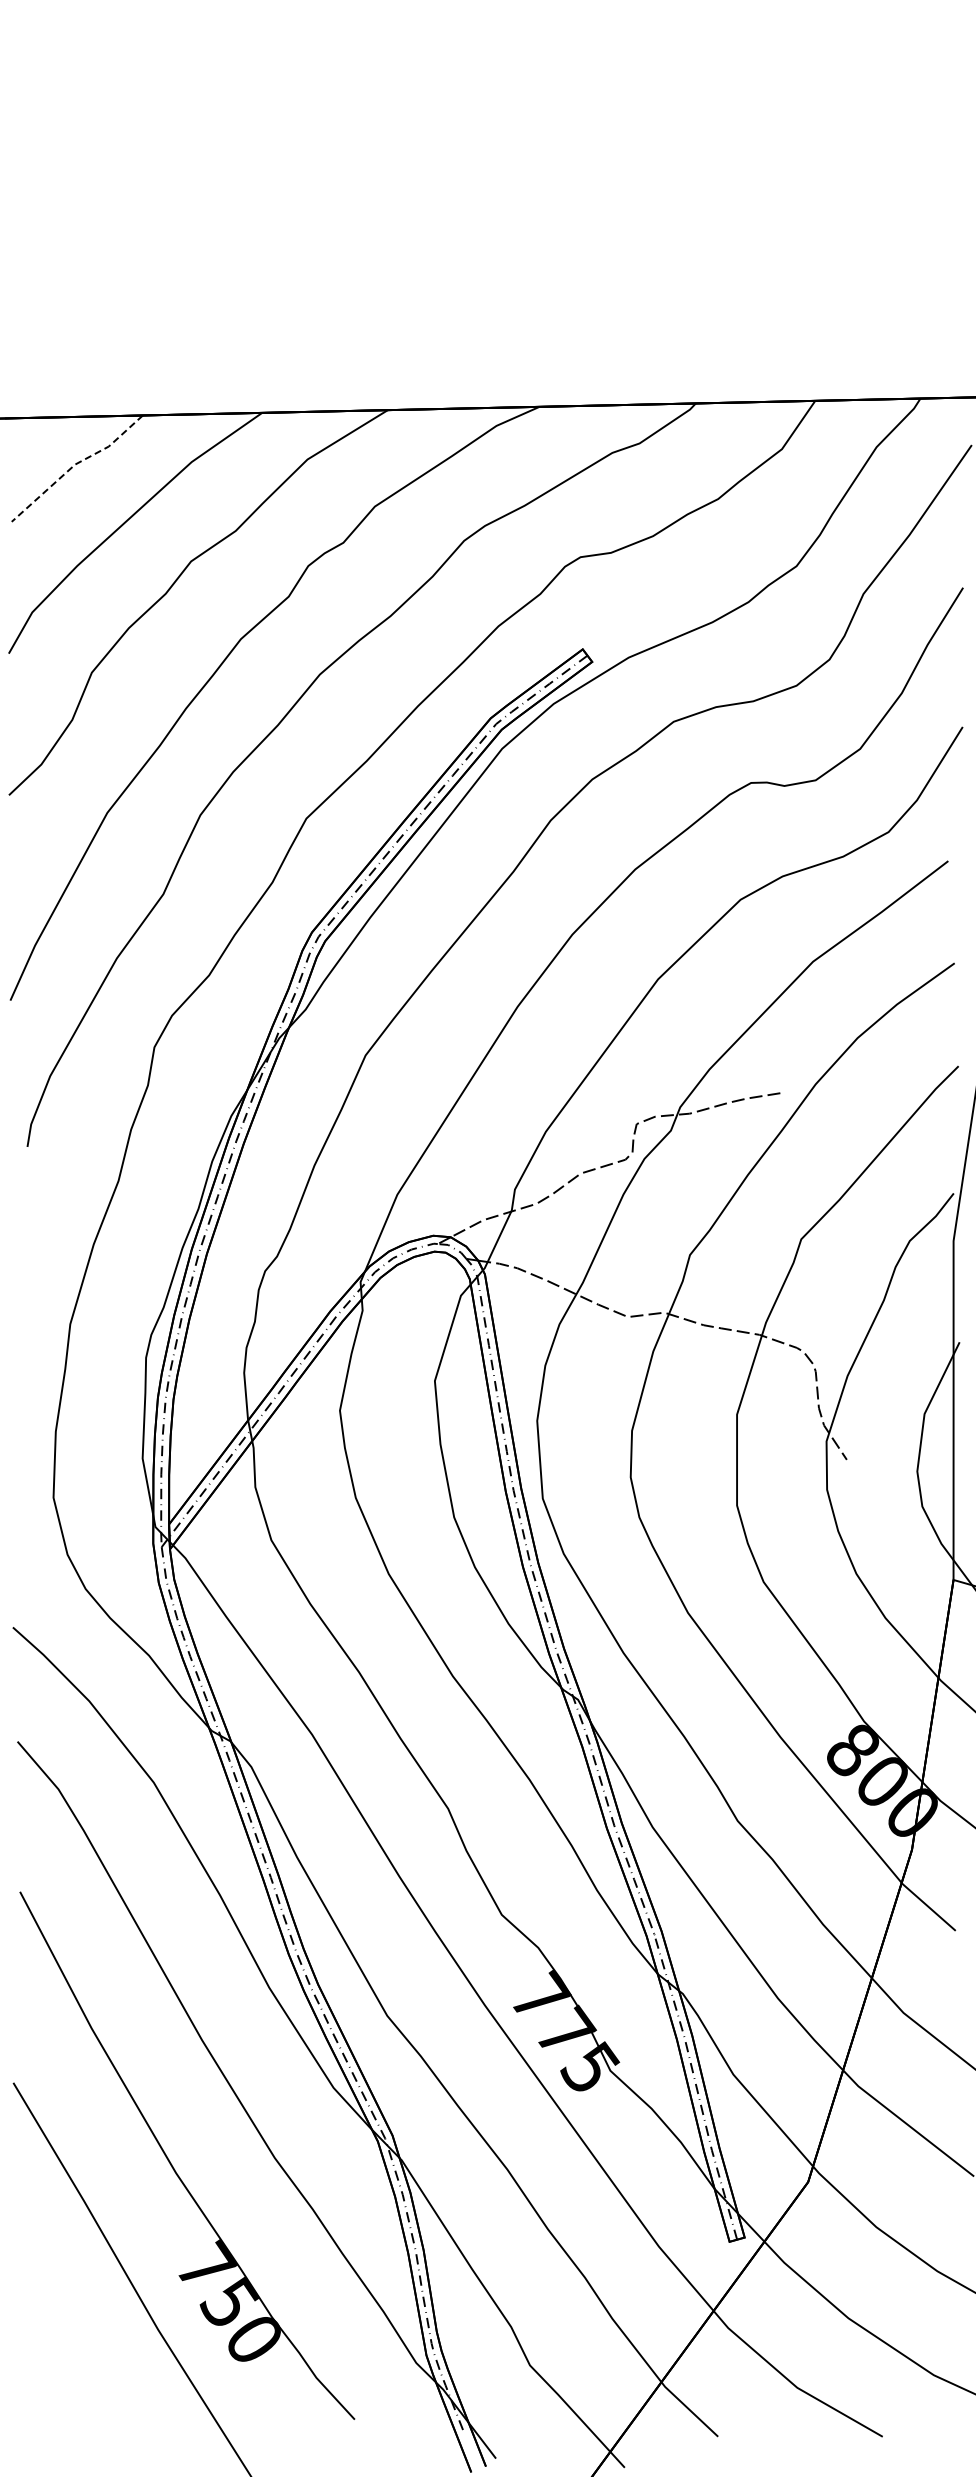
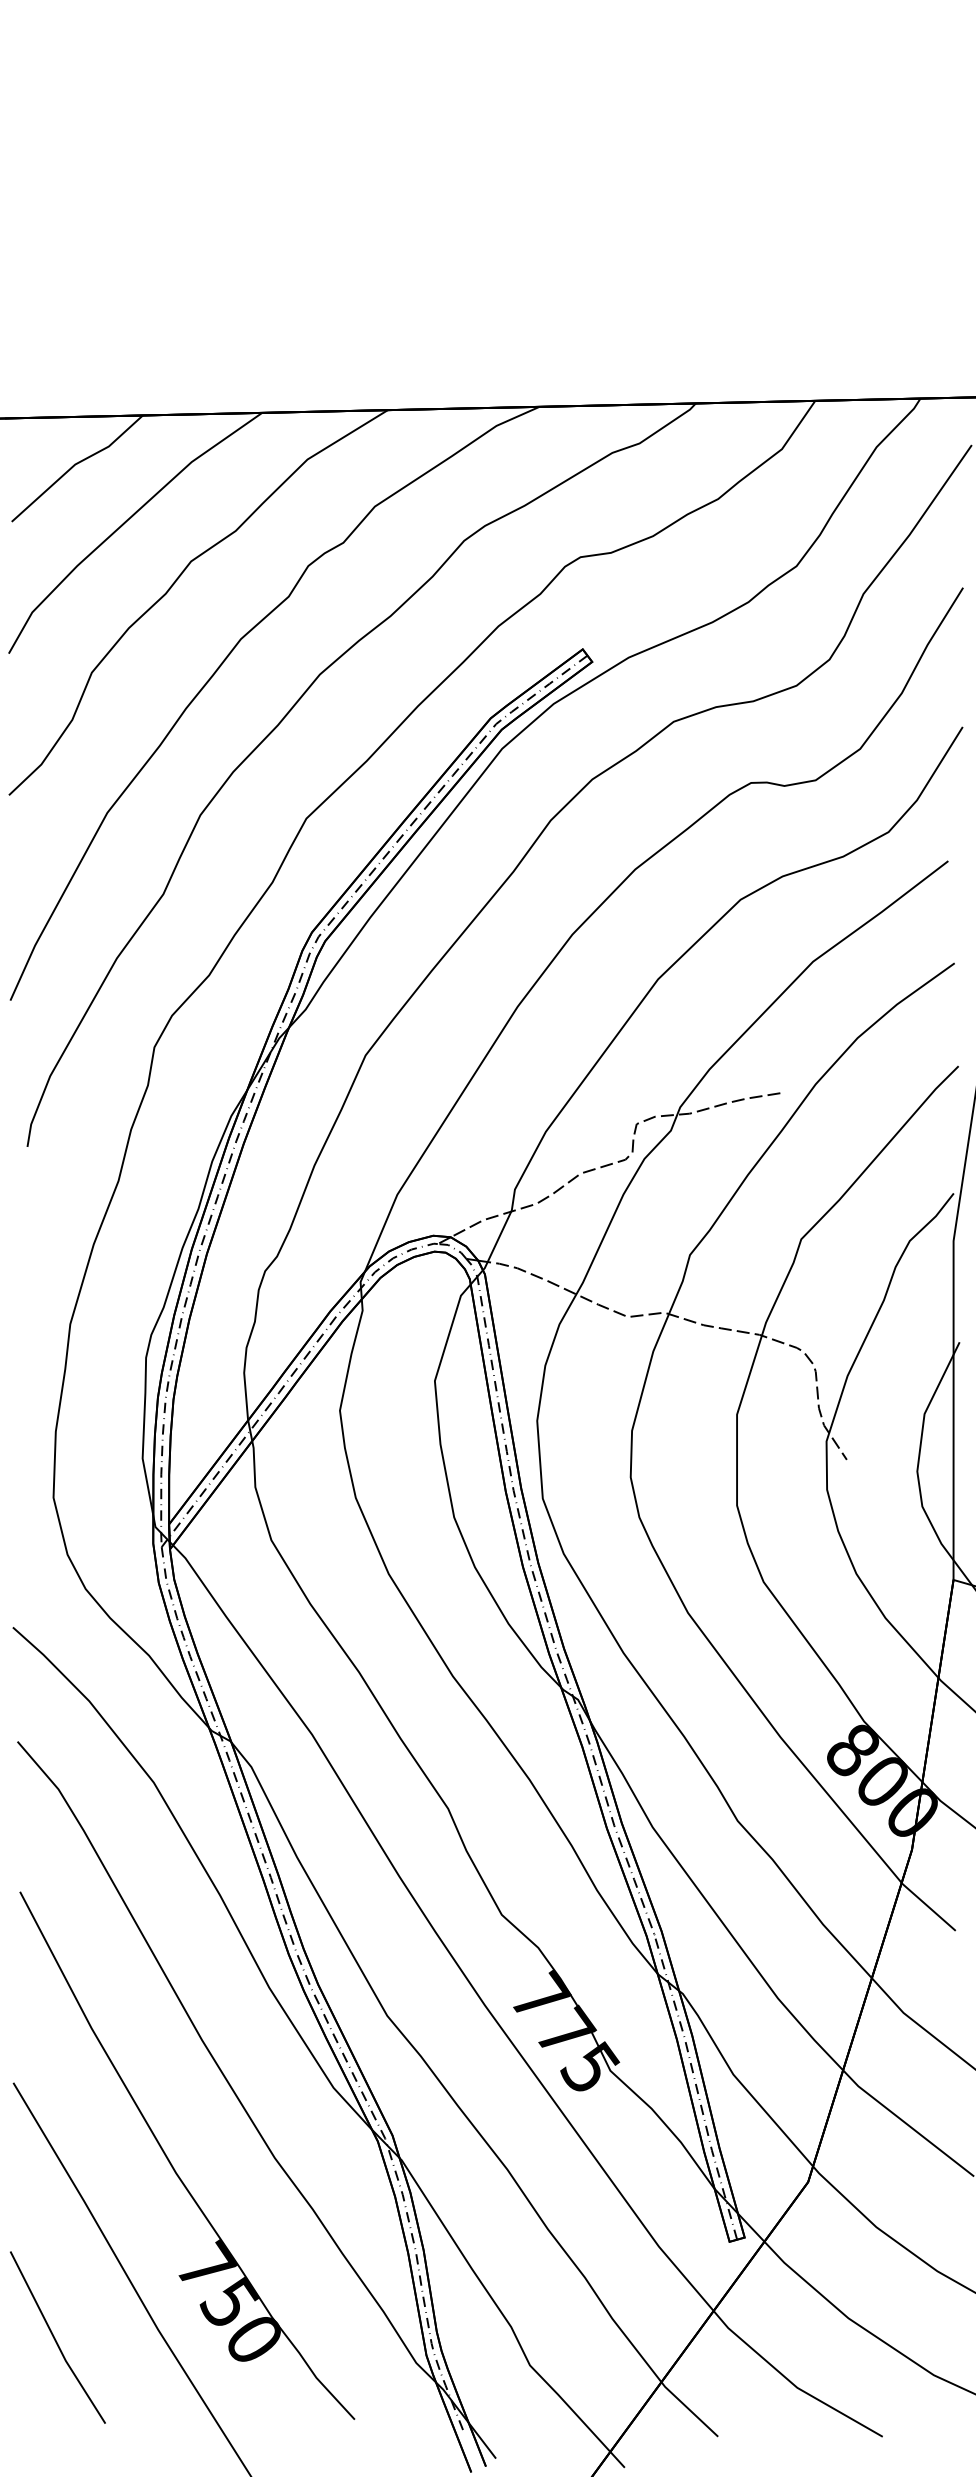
line: dashed -> solid (75, 464)
line: none -> present (55, 2338)
